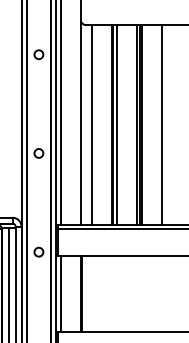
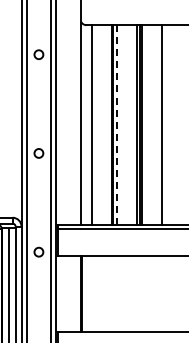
line: present -> none (61, 113)
line: solid -> dashed (117, 124)
line: present -> none (61, 293)
